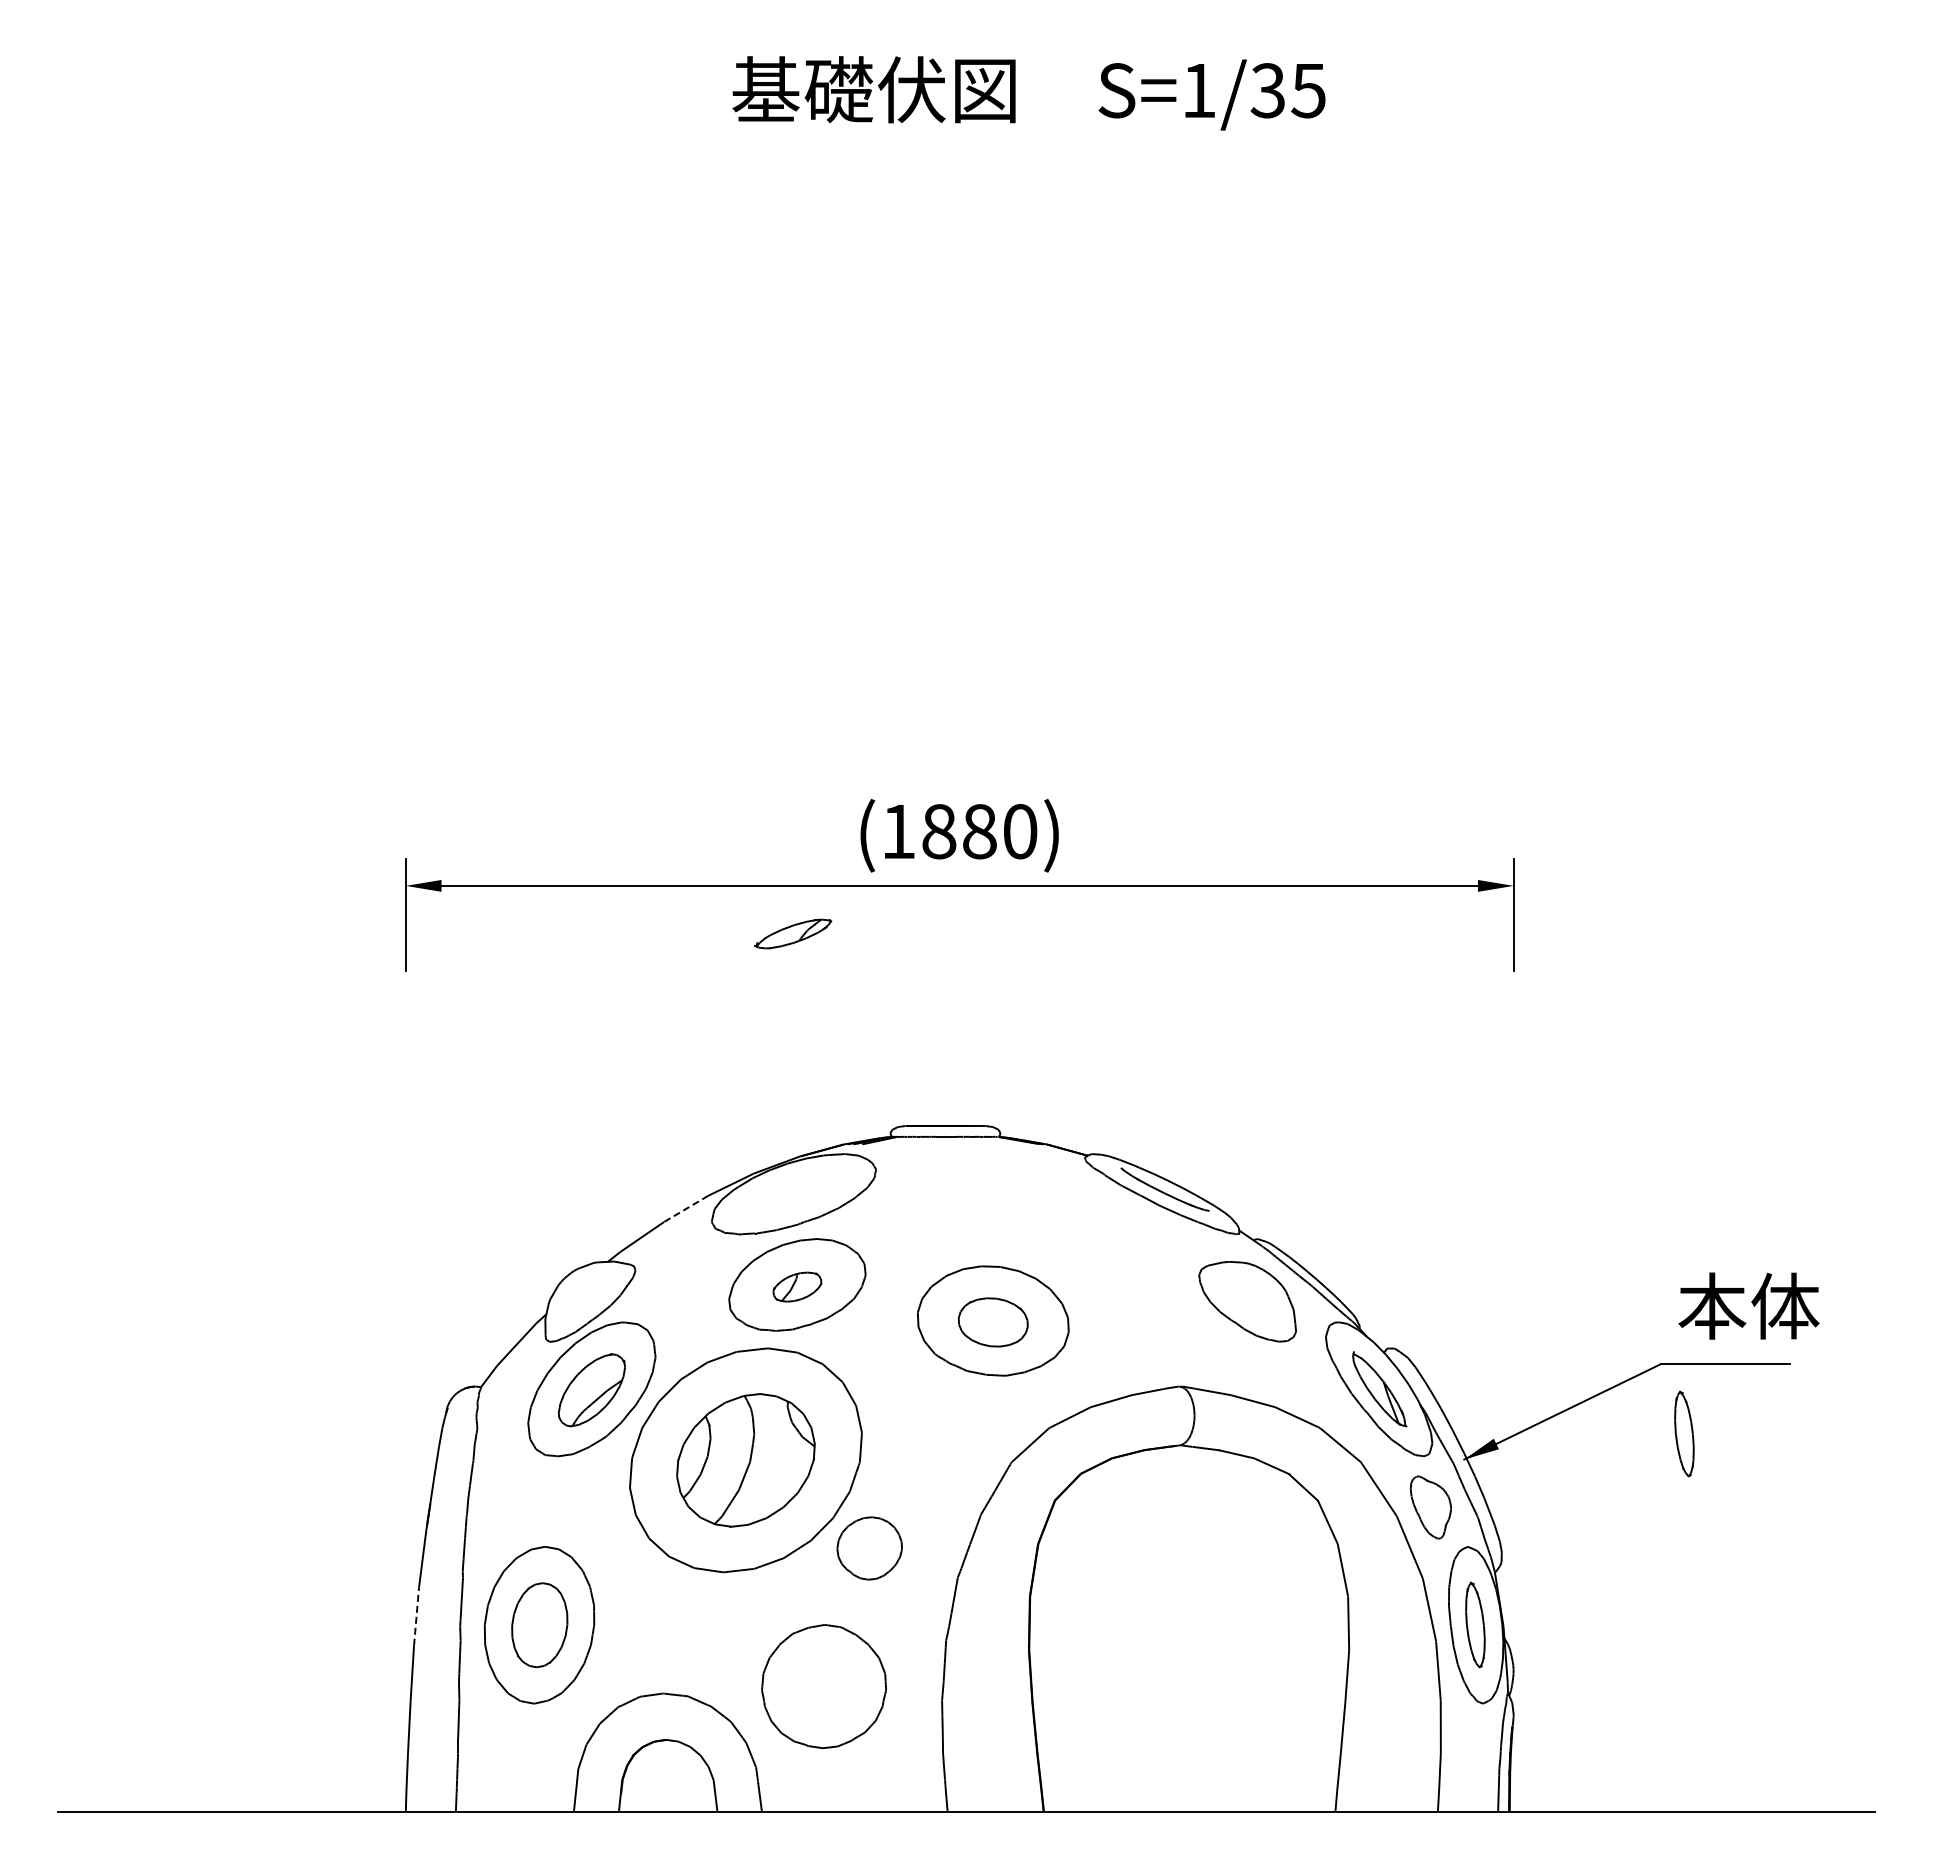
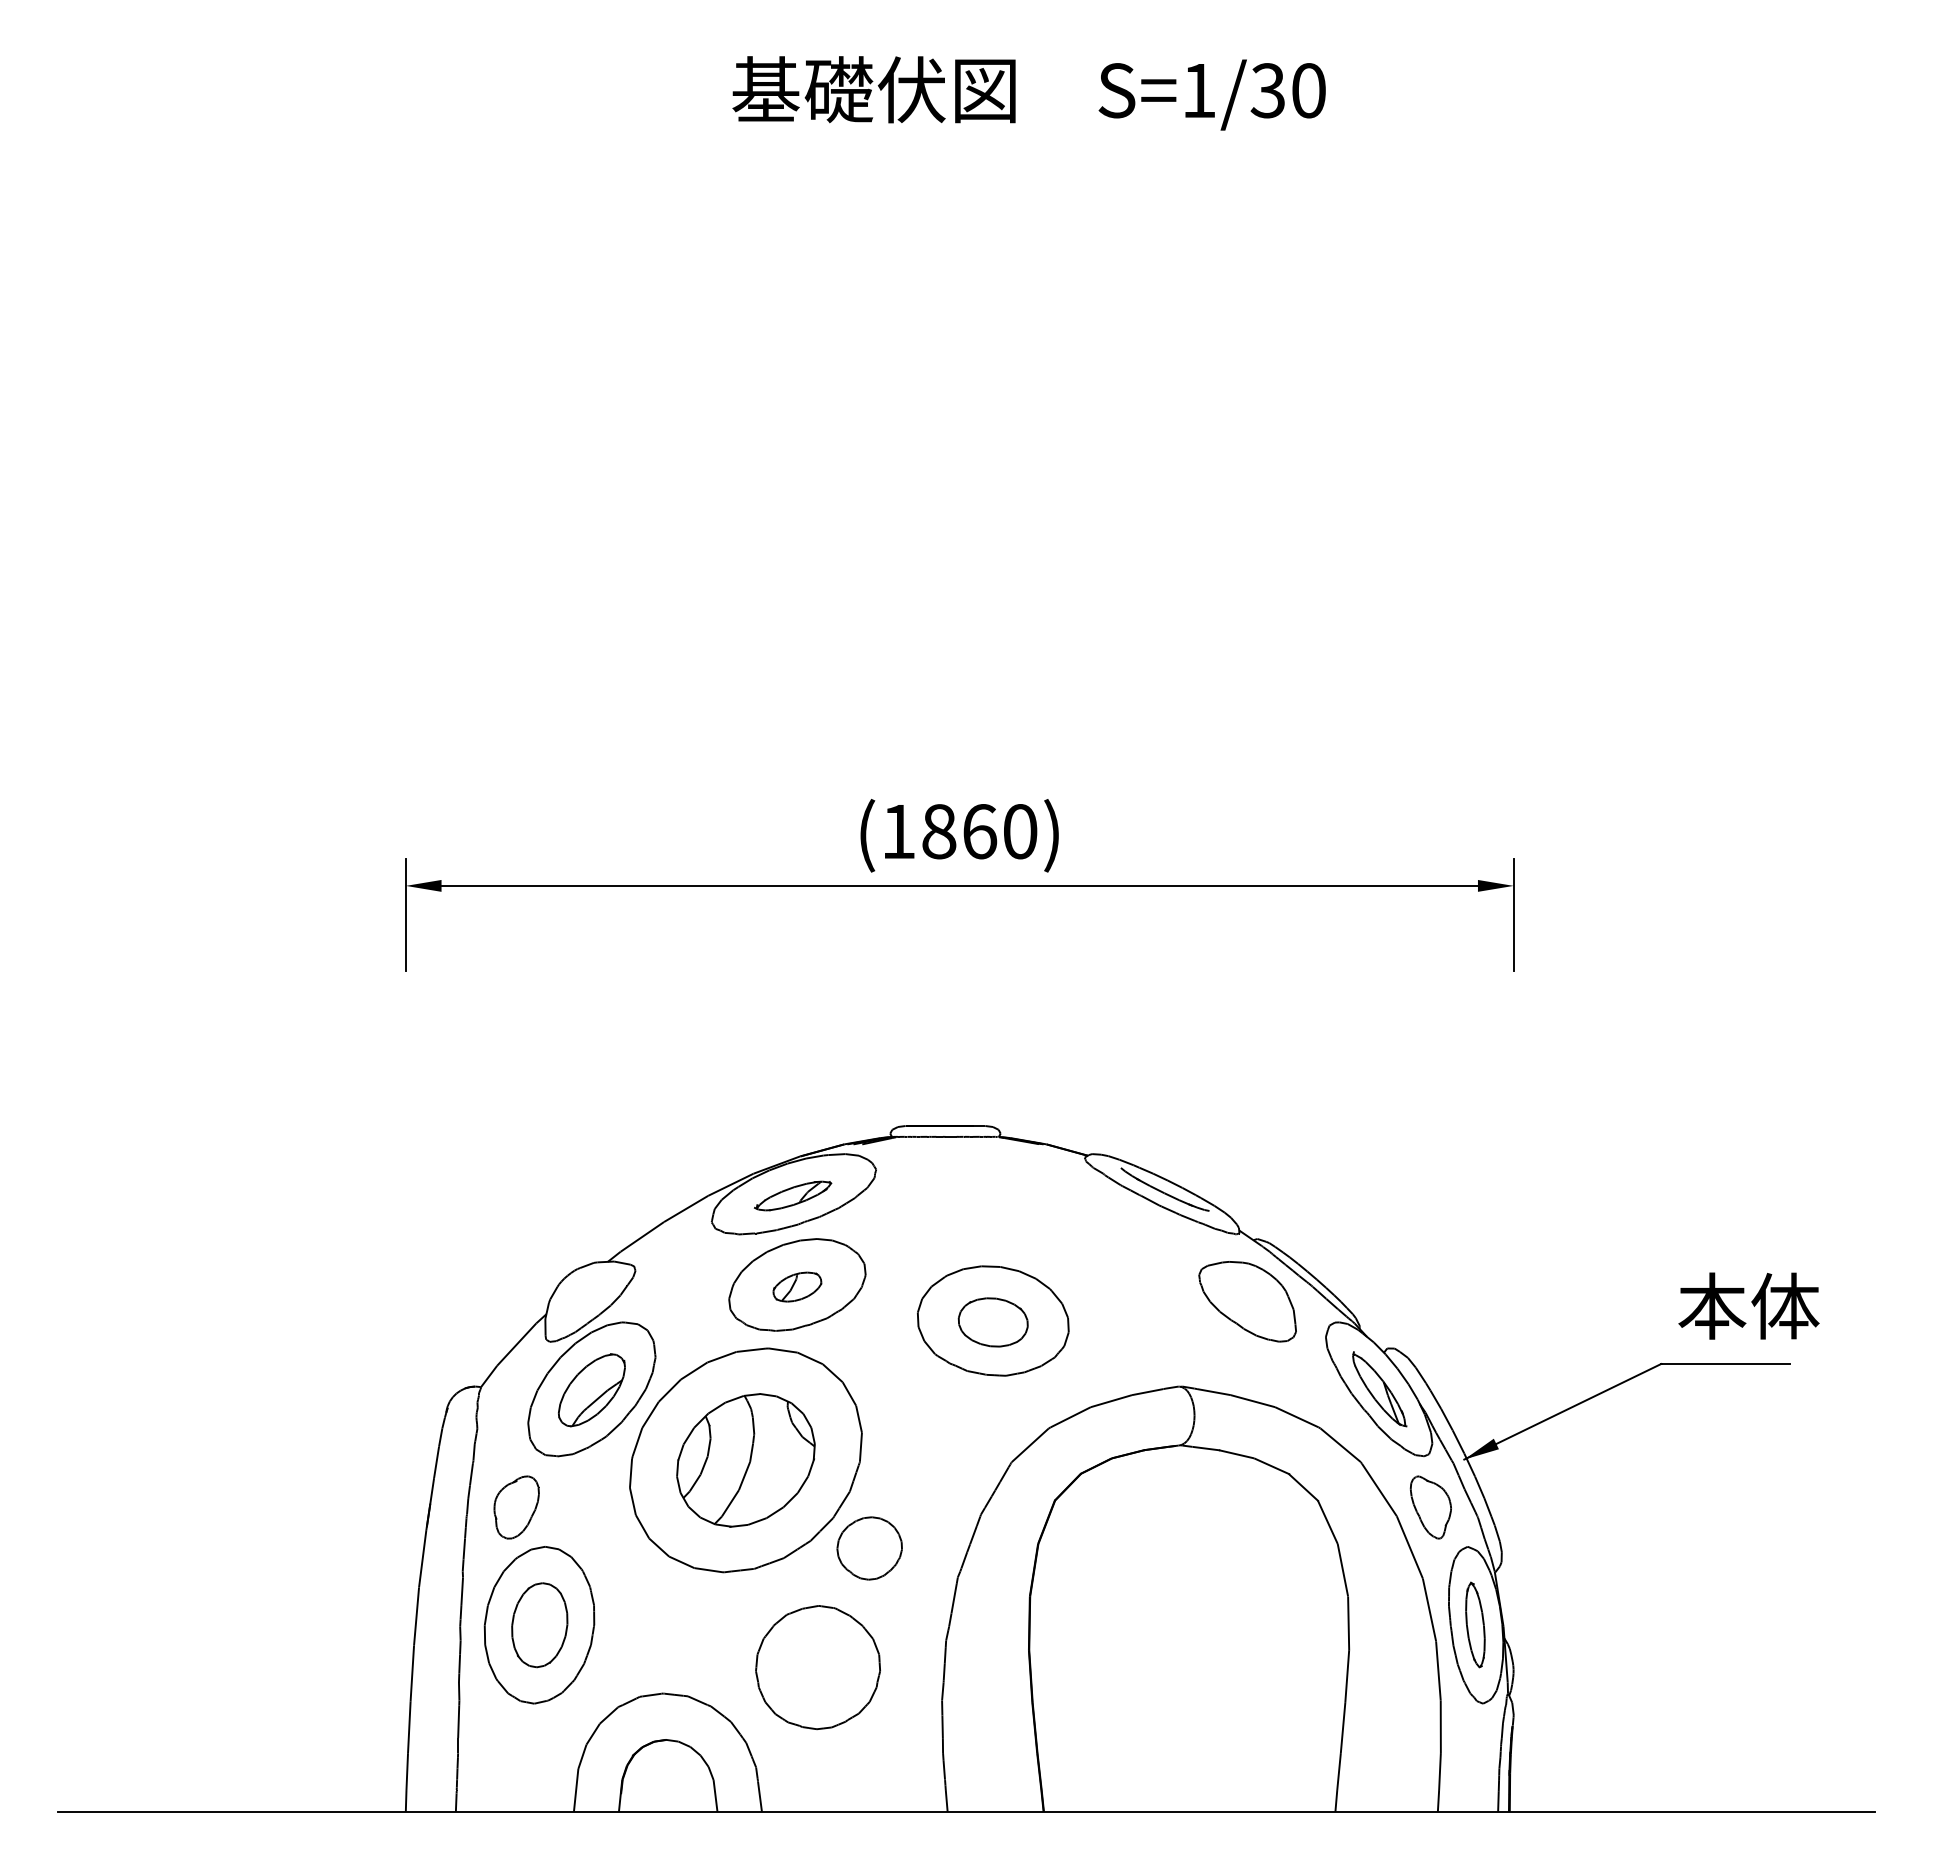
text: S=1/35 -> S=1/30 (1308, 90)
text: (1880) -> (1860) (980, 831)
part position: (793, 933) -> (793, 1195) (793, 1195)
line: dashed -> solid (686, 1208)
part: present -> none (1684, 1433)
part: none -> present (516, 1507)
line: dashed -> solid (416, 1616)
part position: (823, 1686) -> (817, 1667) (817, 1667)
